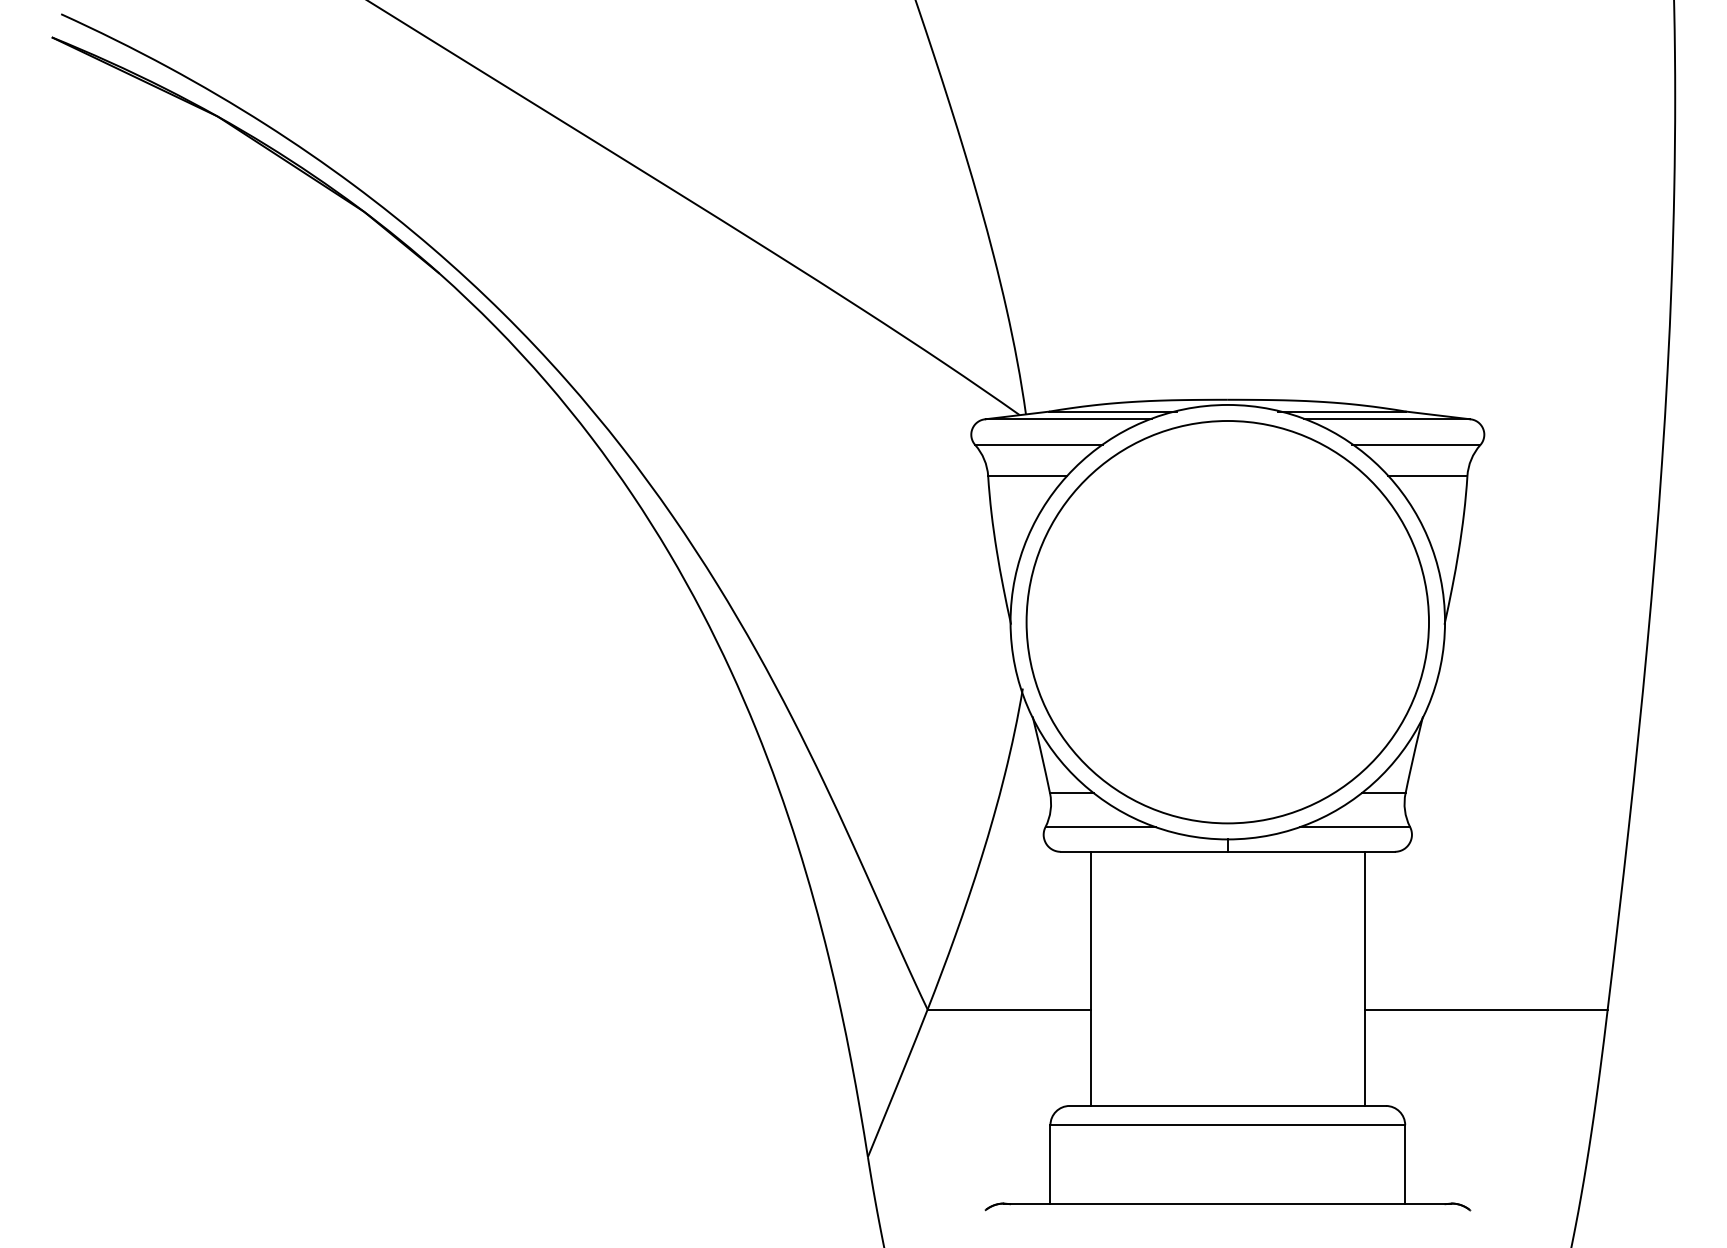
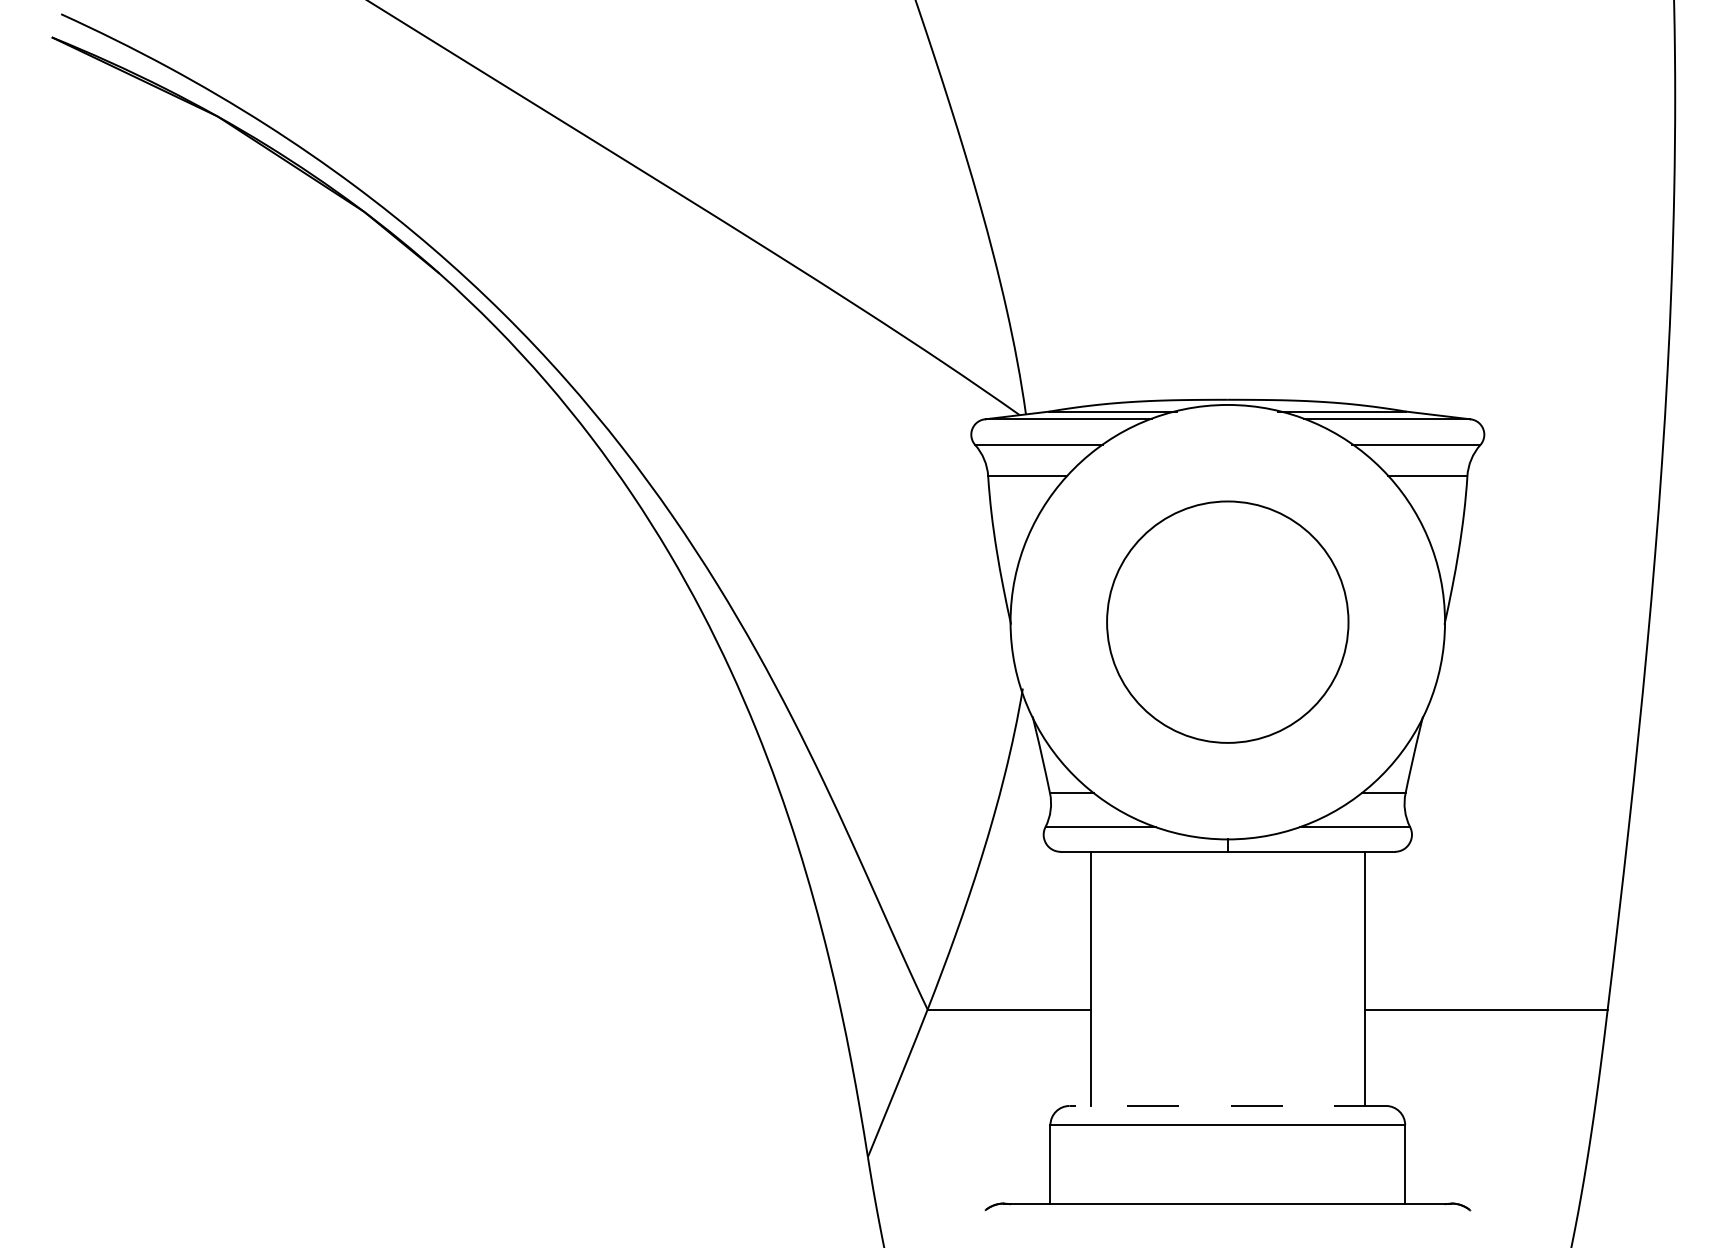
circle diameter: 402 px -> 241 px (1227, 621)
line: solid -> dashed (1227, 1105)
